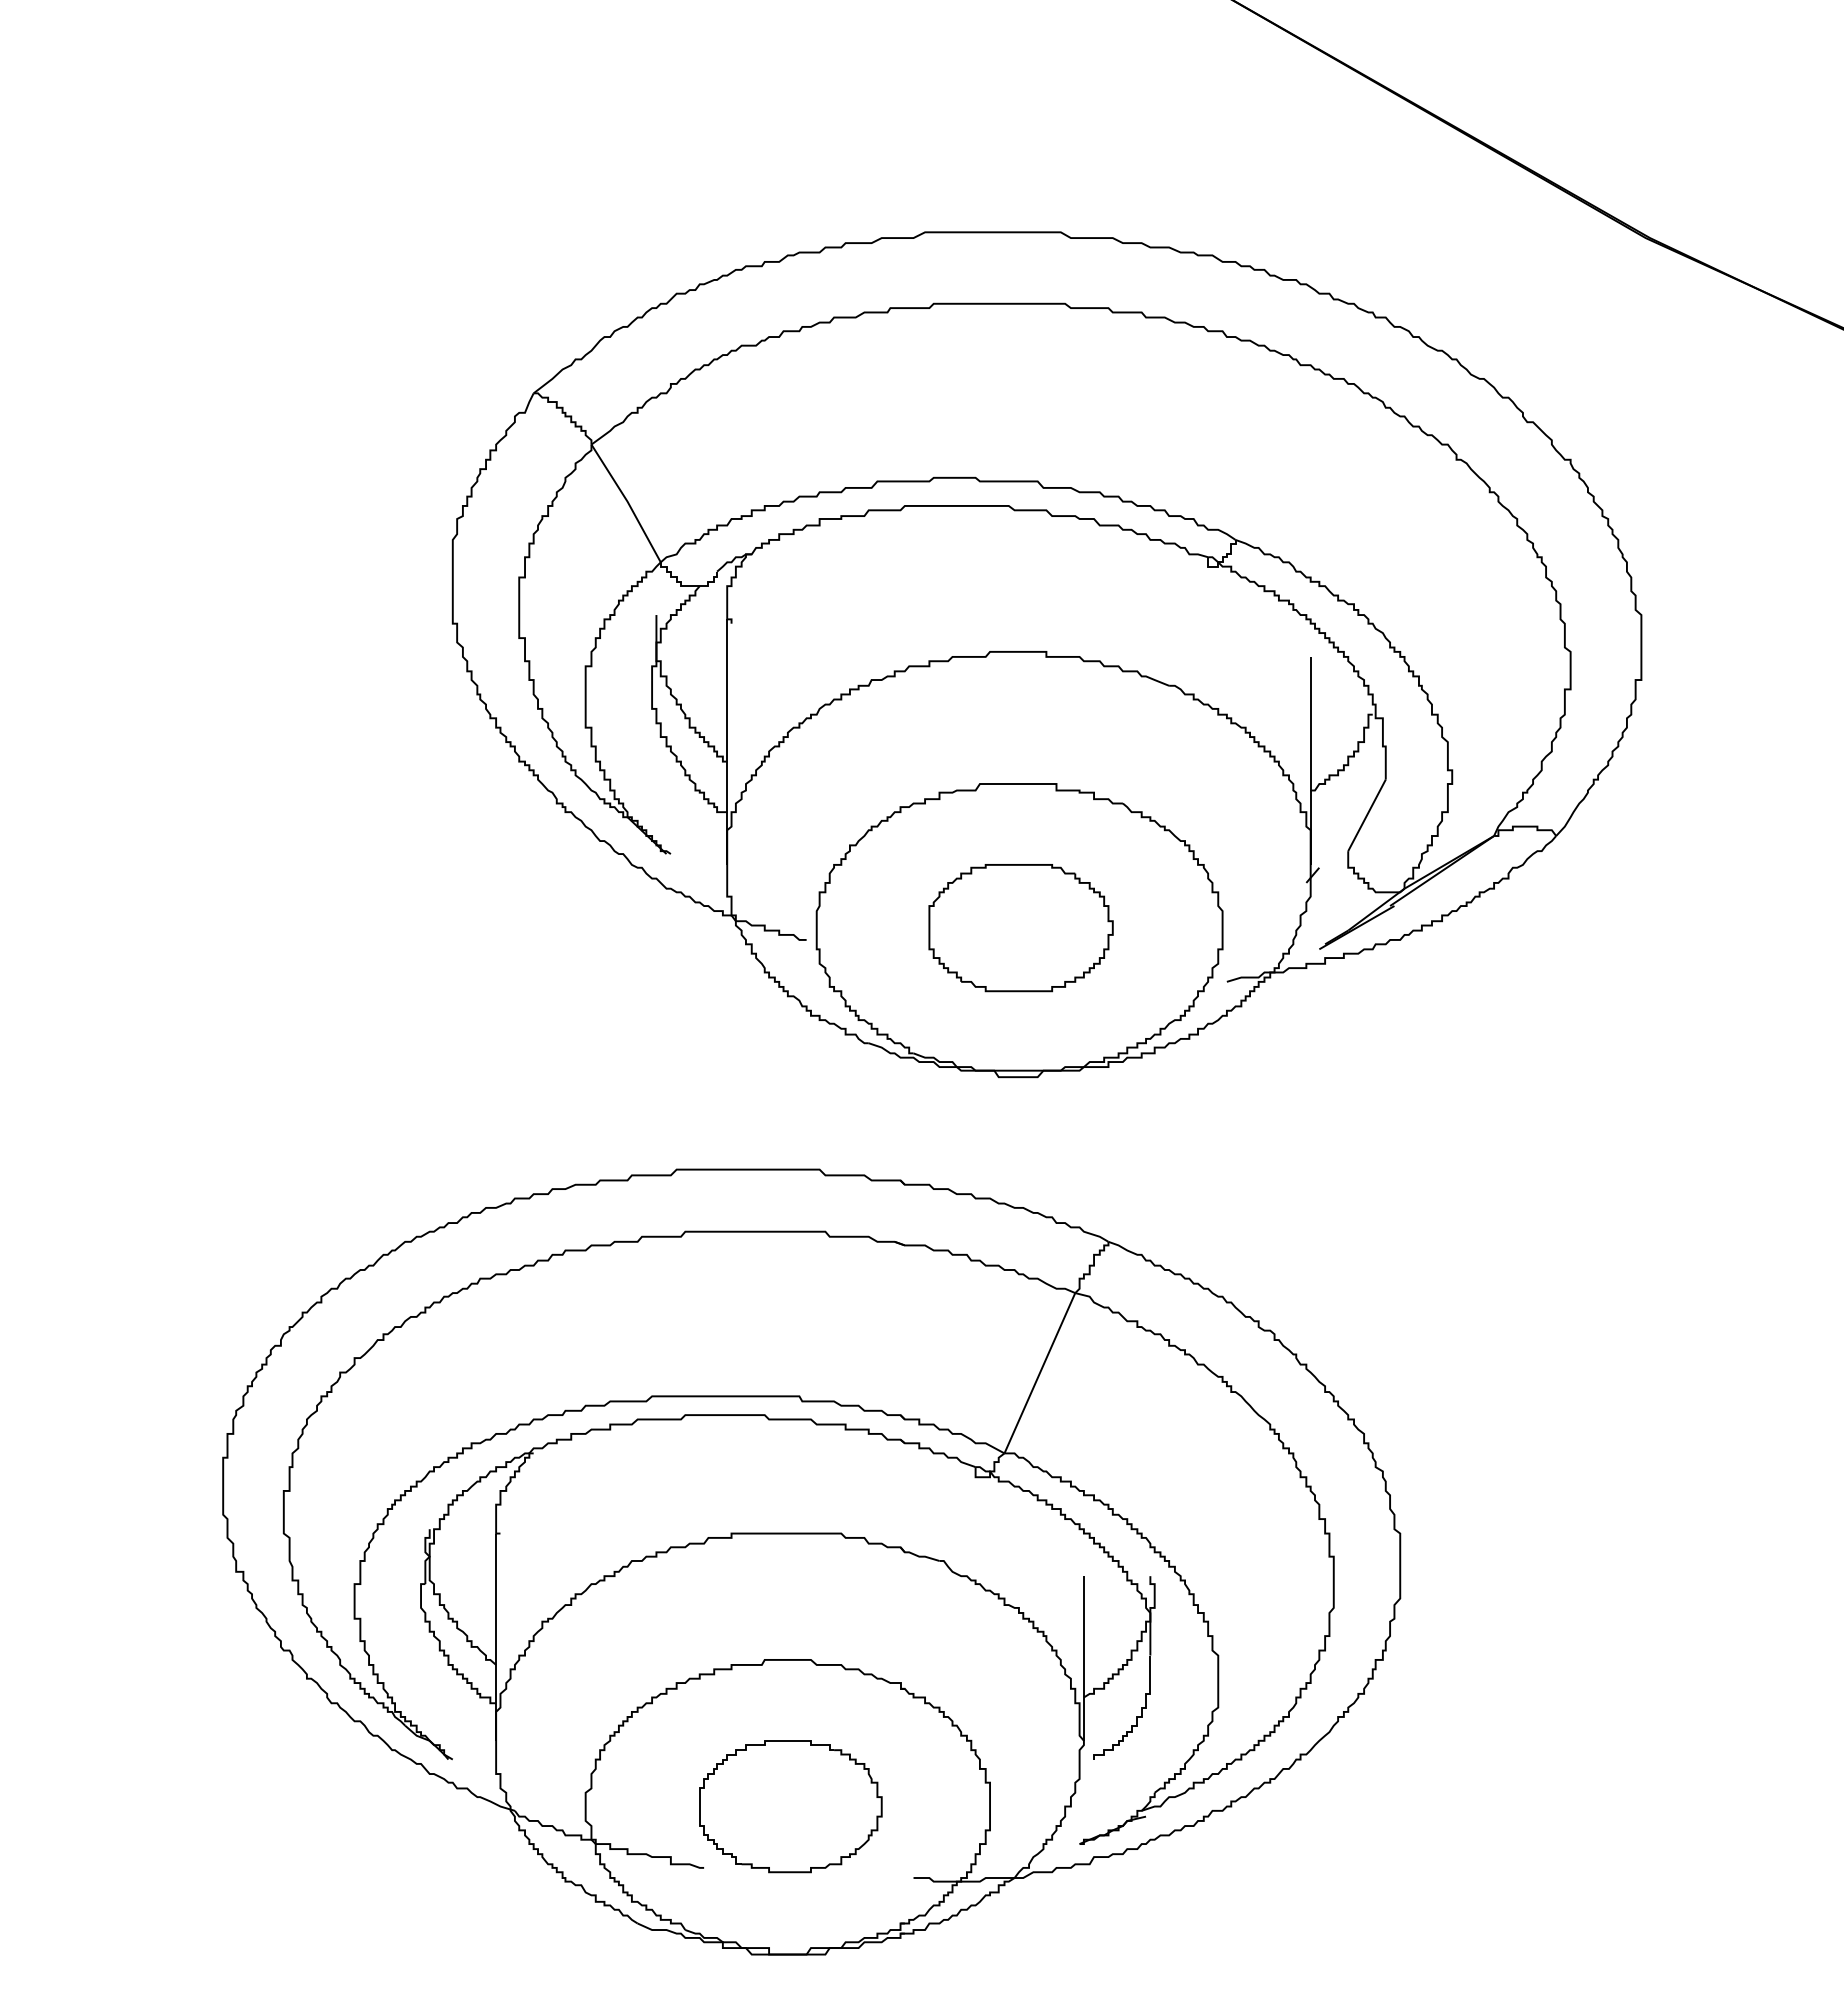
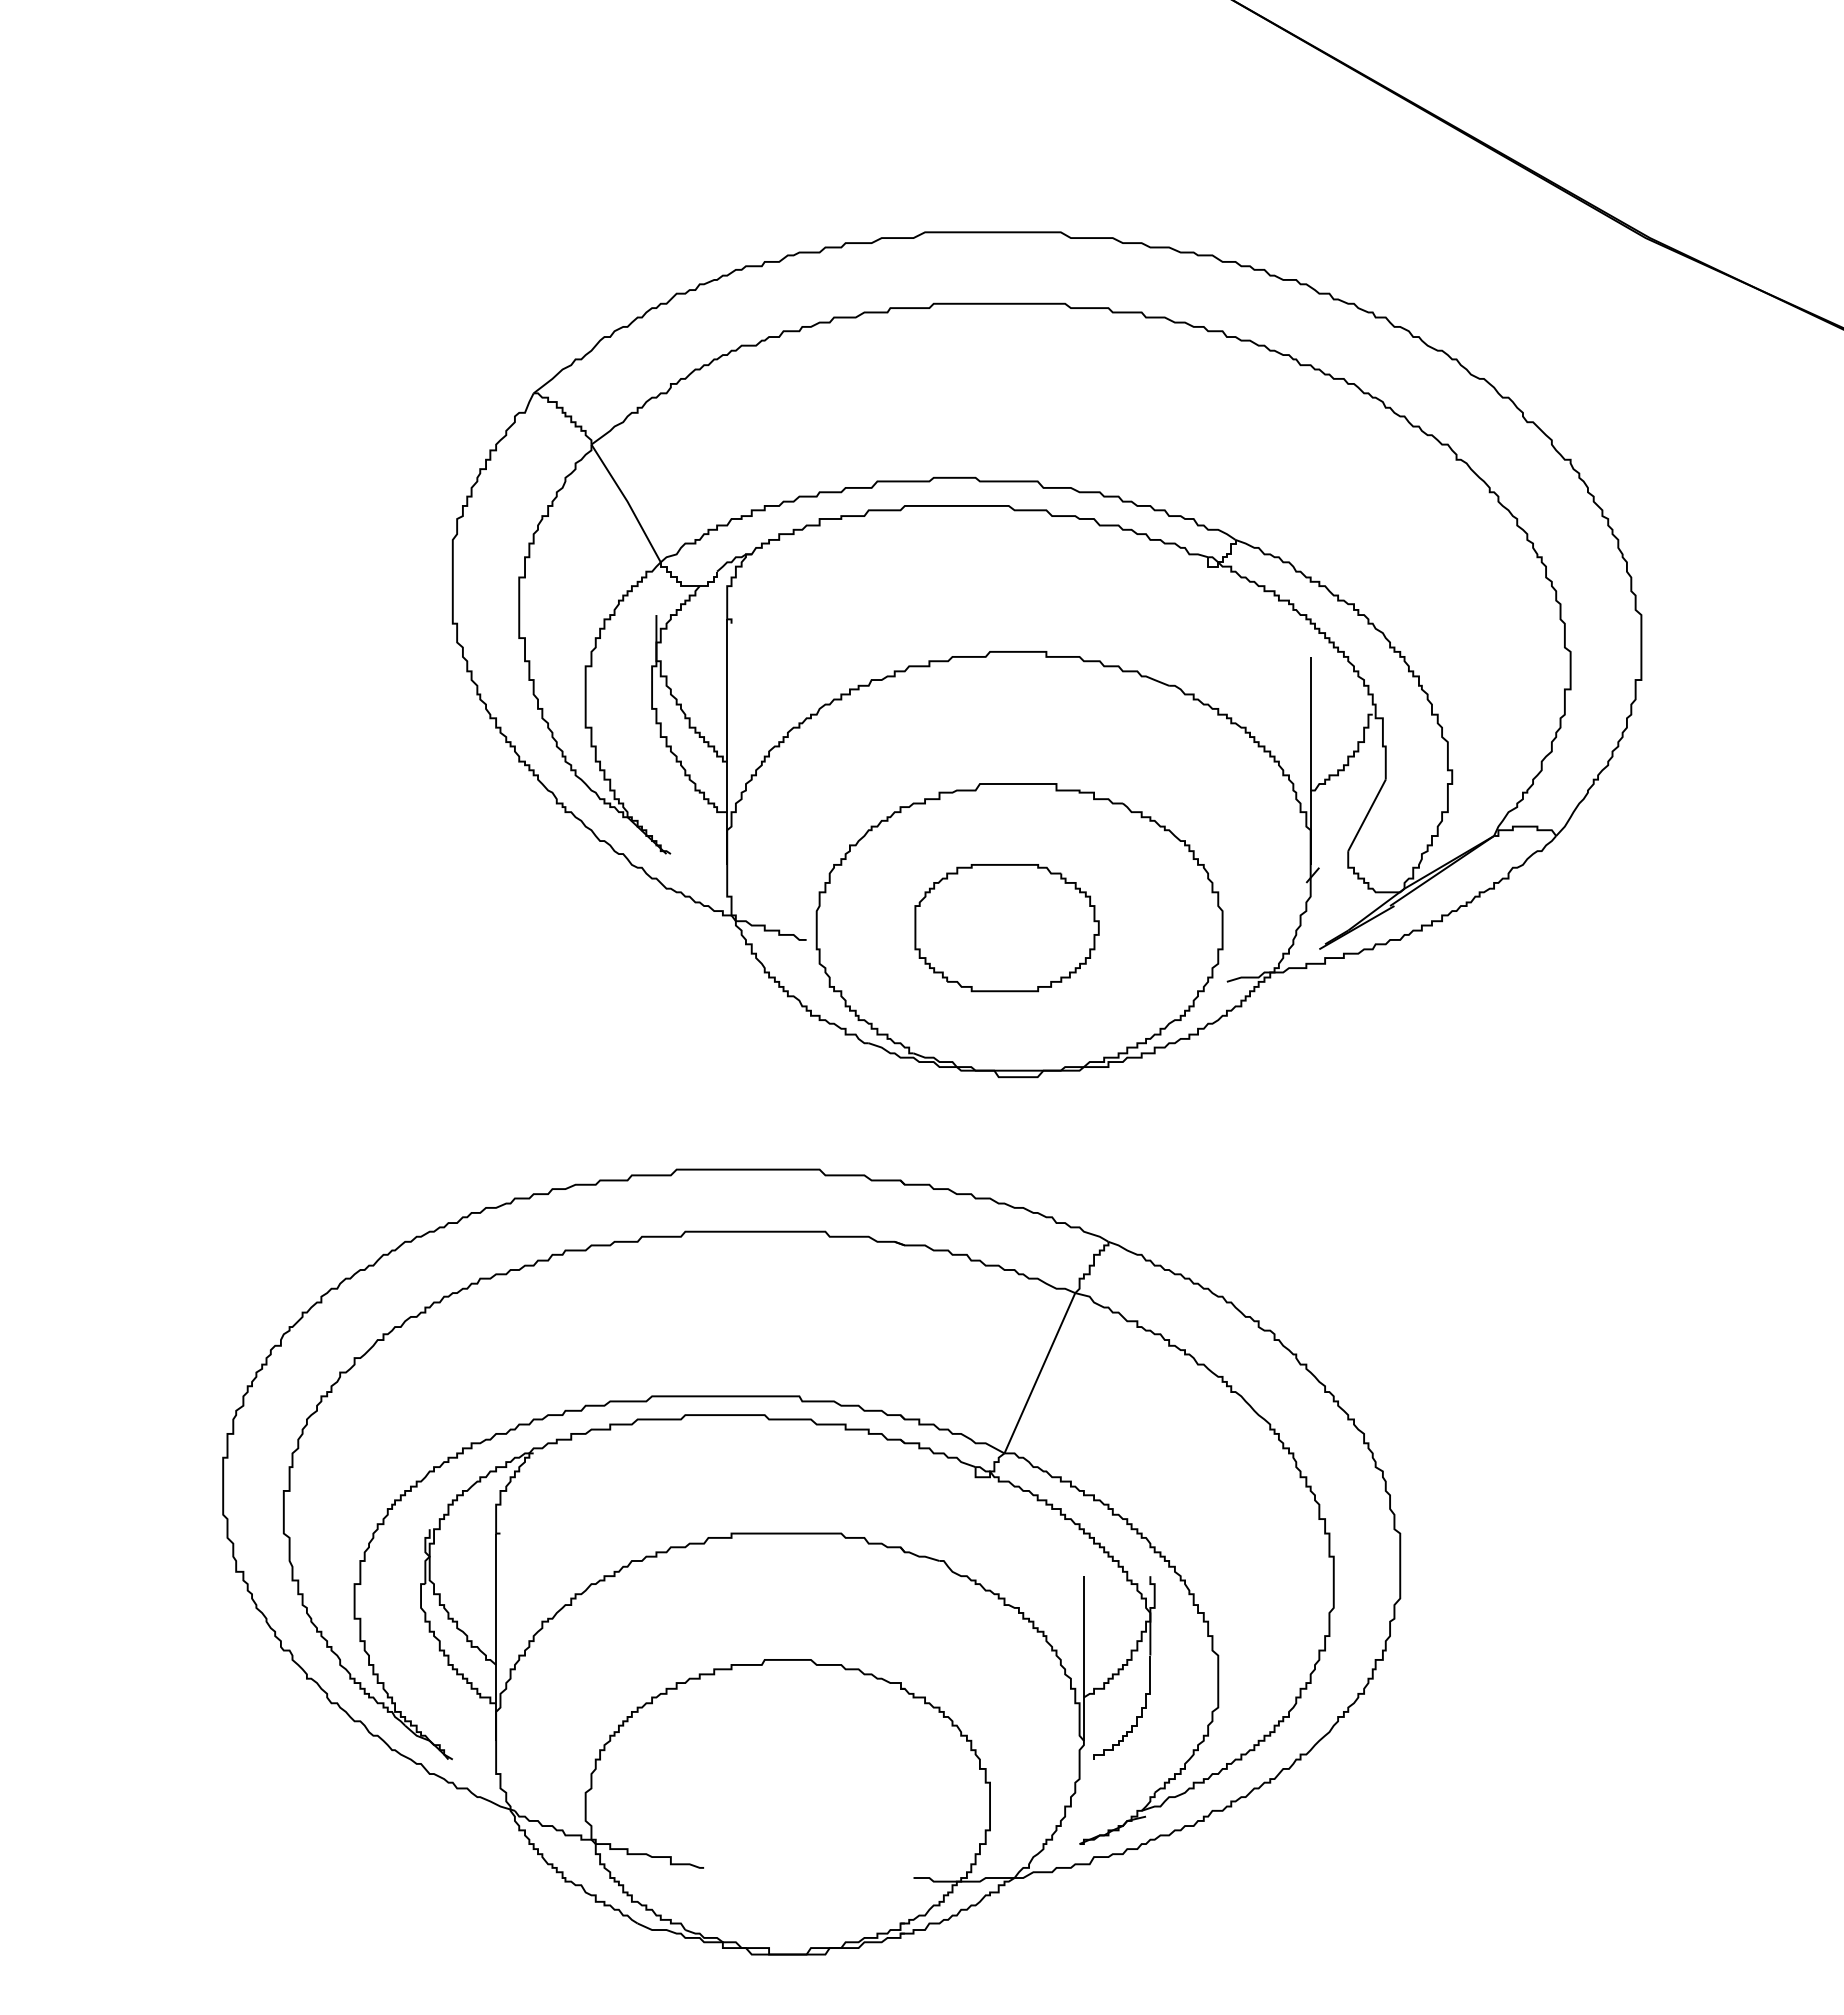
part position: (1020, 928) -> (1006, 928) (1006, 928)
part: present -> none (790, 1806)
